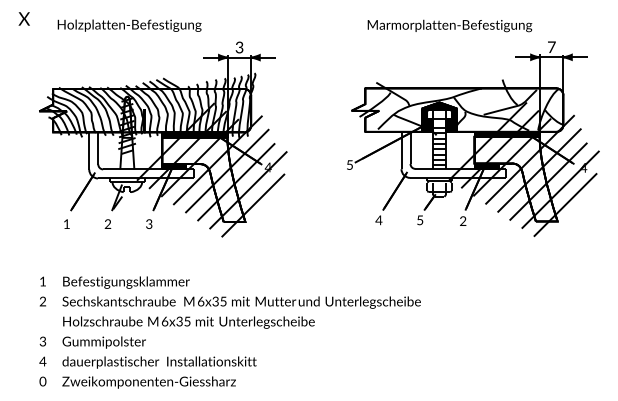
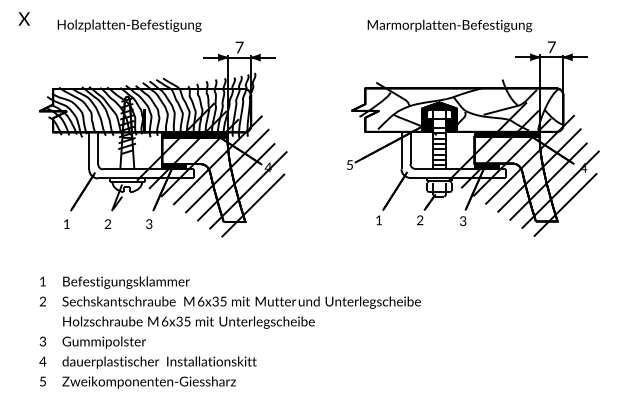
text: 3 -> 7 (239, 47)
text: 4 -> 1 (378, 220)
text: 5 -> 2 (420, 220)
text: 2 -> 3 (463, 222)
text: 0 -> 5 (42, 381)
